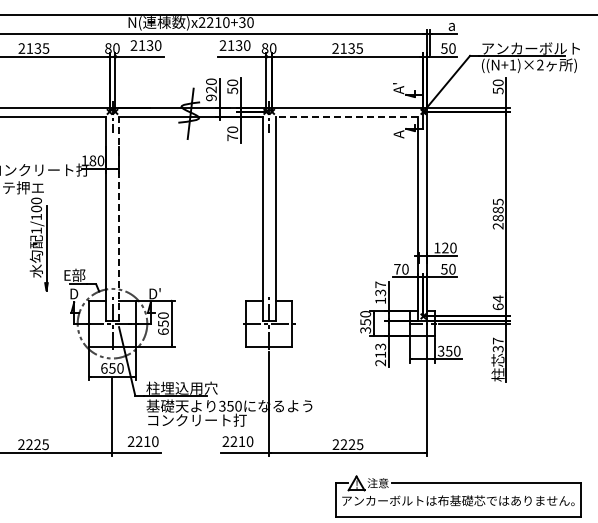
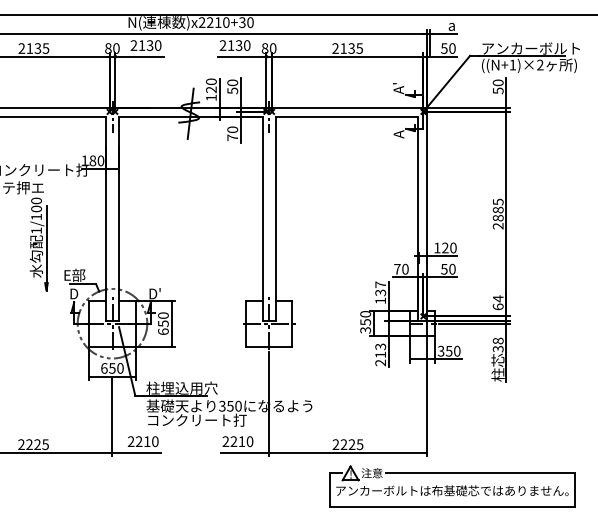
text: 920 -> 120 (211, 97)
line: dashed -> solid (346, 116)
line: dashed -> solid (118, 218)
text: 37 -> 38 (497, 340)
part position: (458, 496) -> (452, 486) (452, 486)
